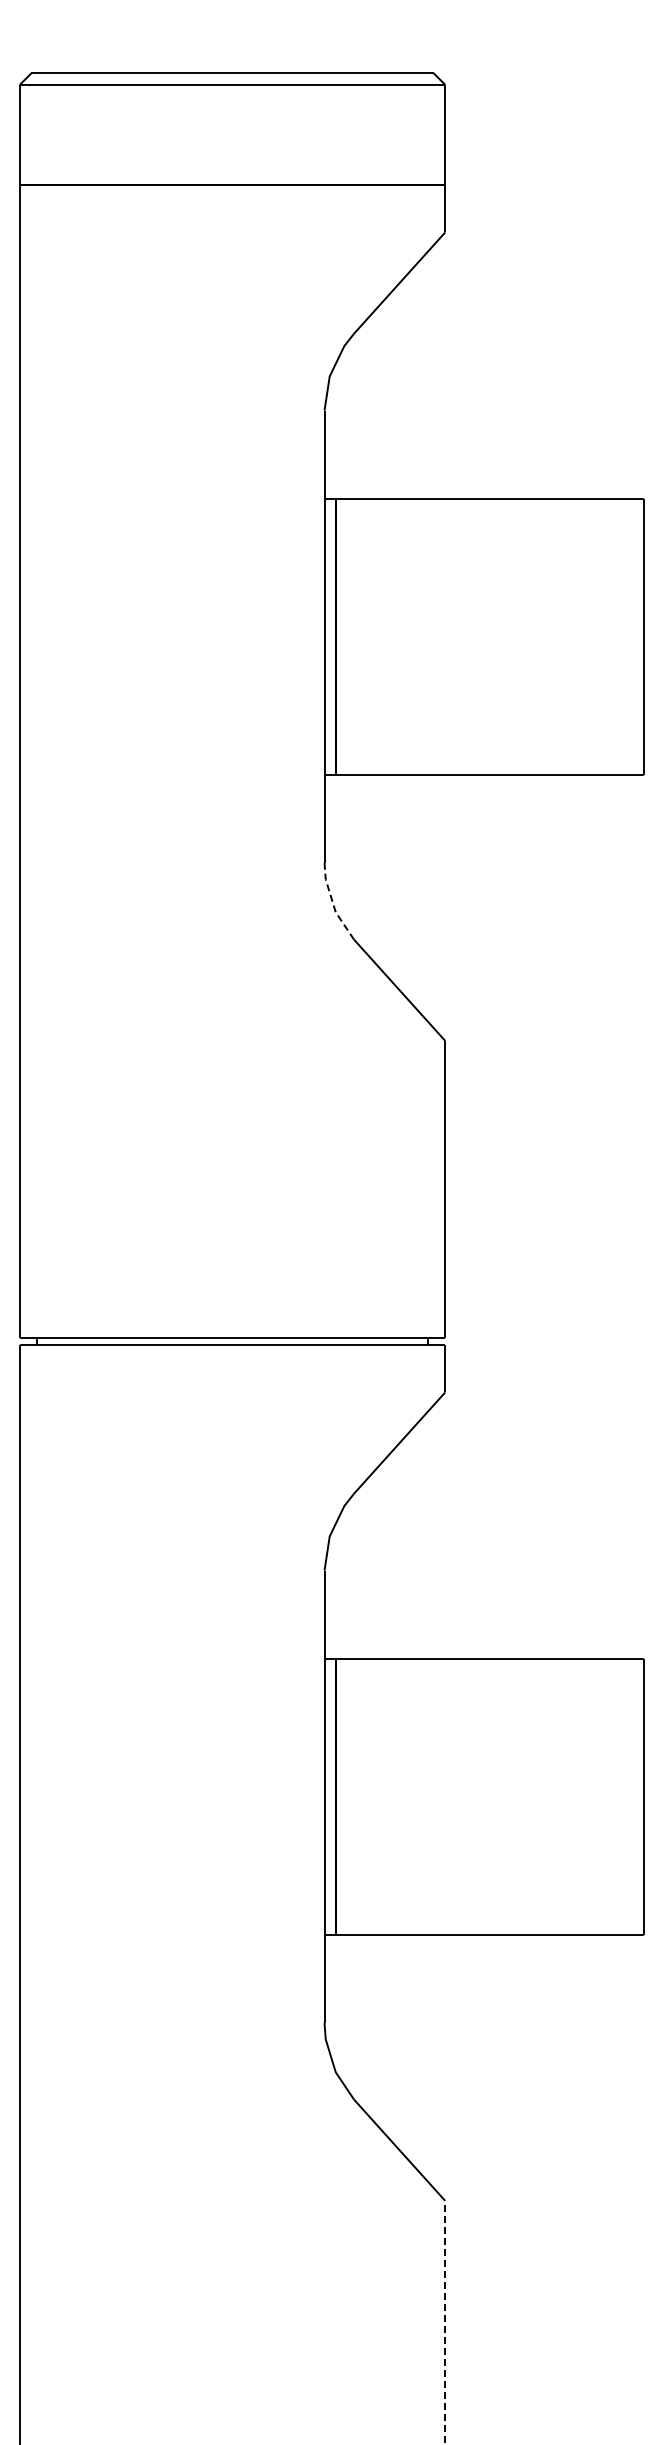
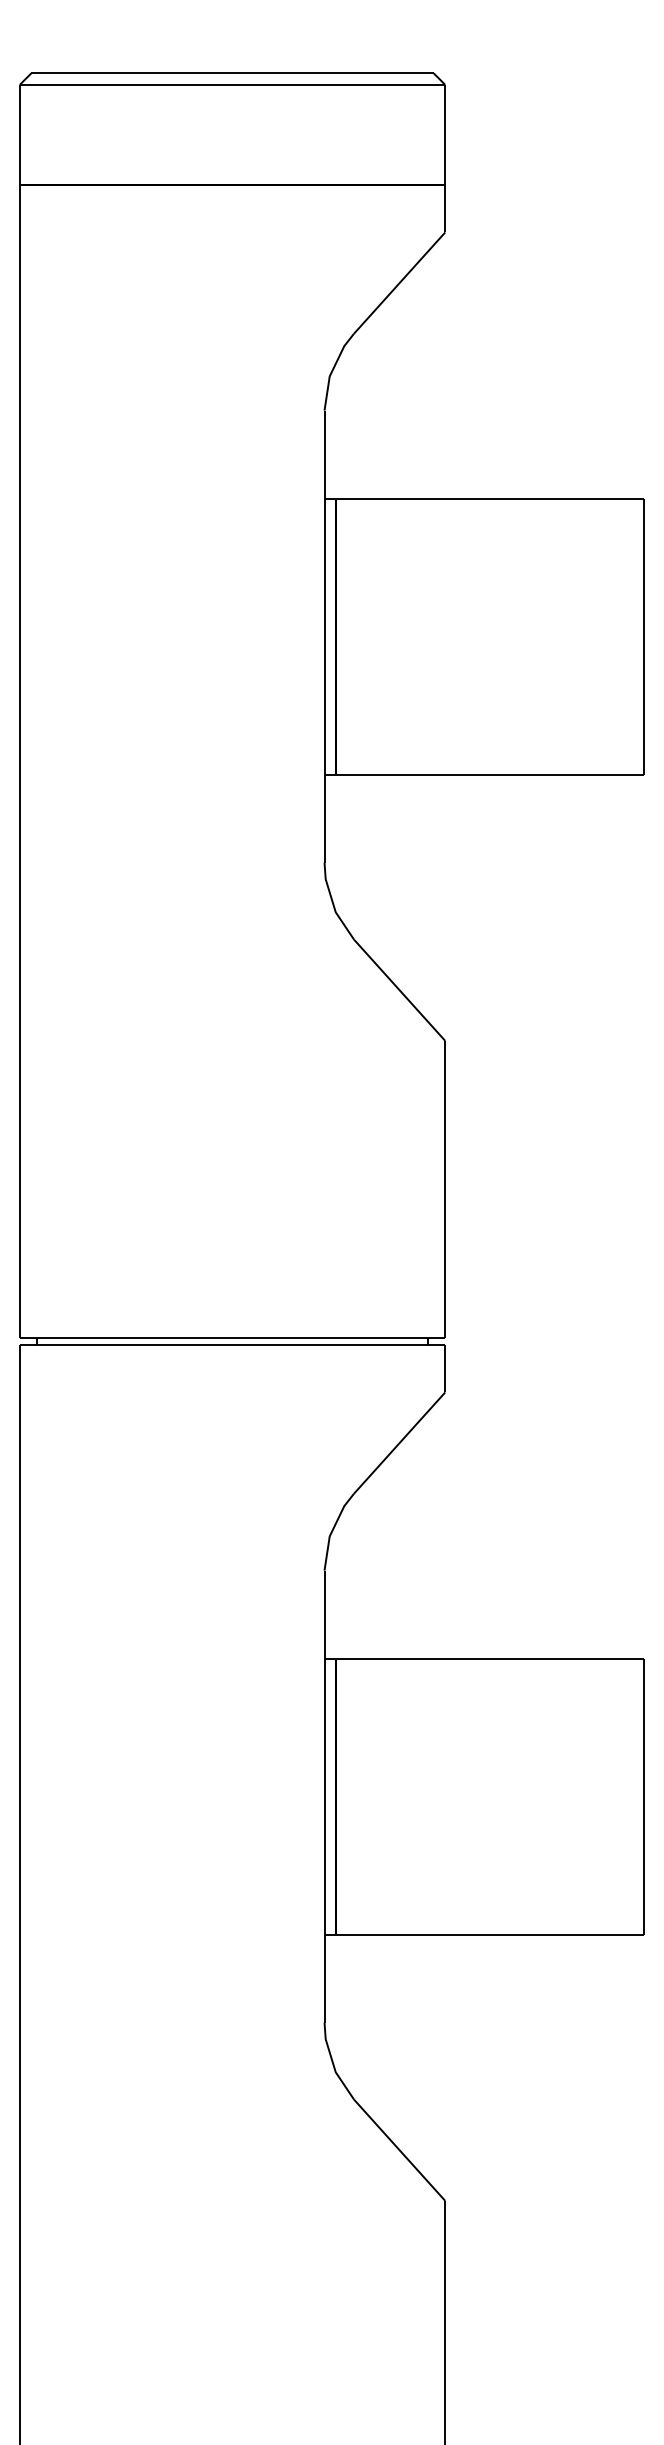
line: dashed -> solid (332, 902)
line: dashed -> solid (445, 2322)
